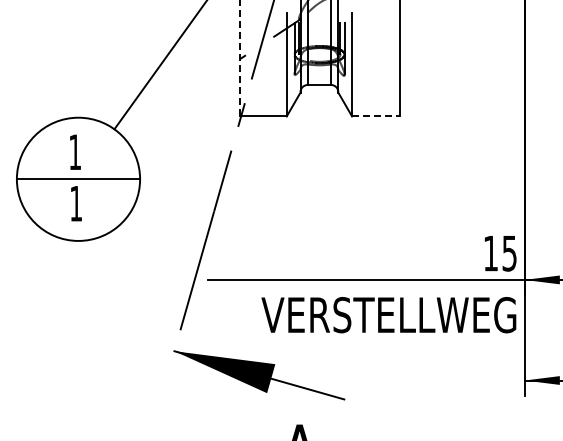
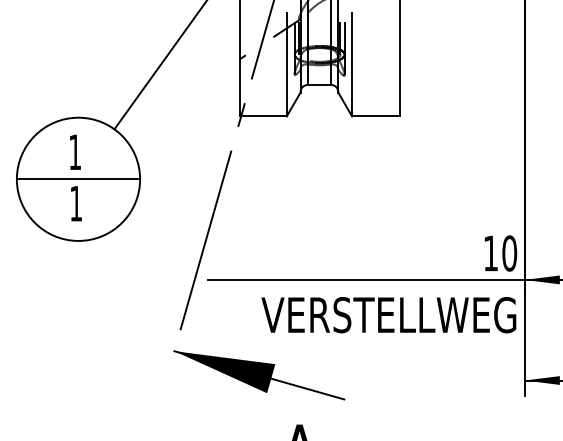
line: dashed -> solid (239, 58)
line: dashed -> solid (376, 116)
text: 15 -> 10 (509, 253)
